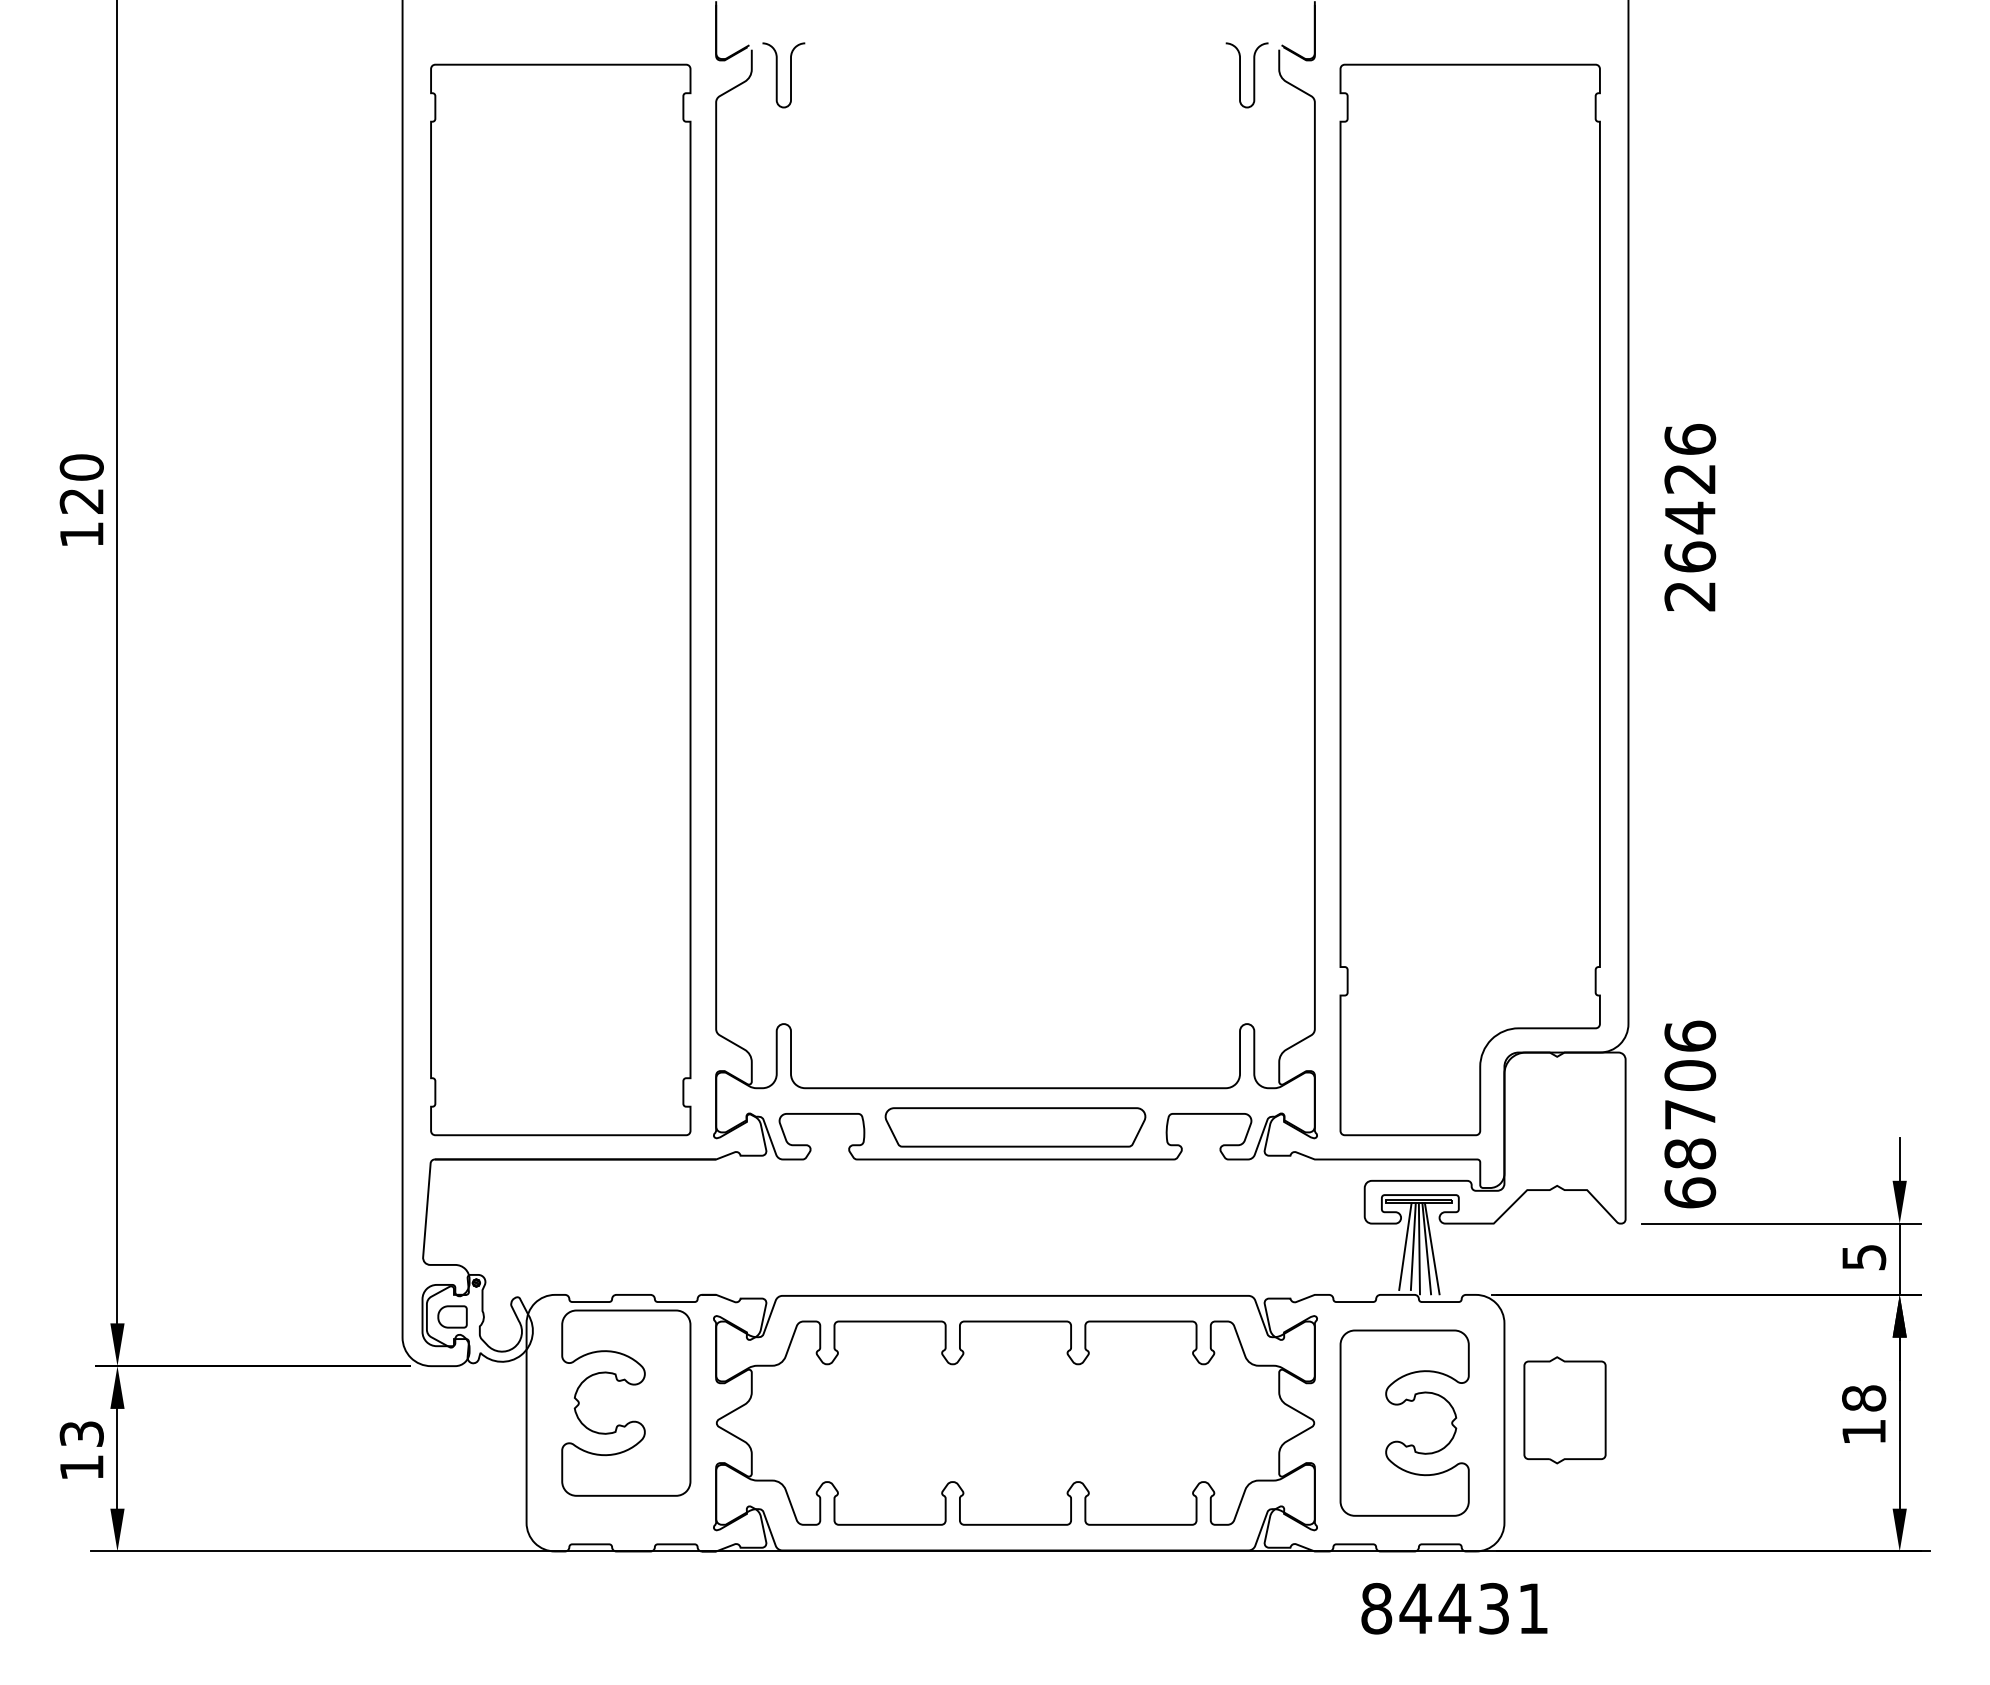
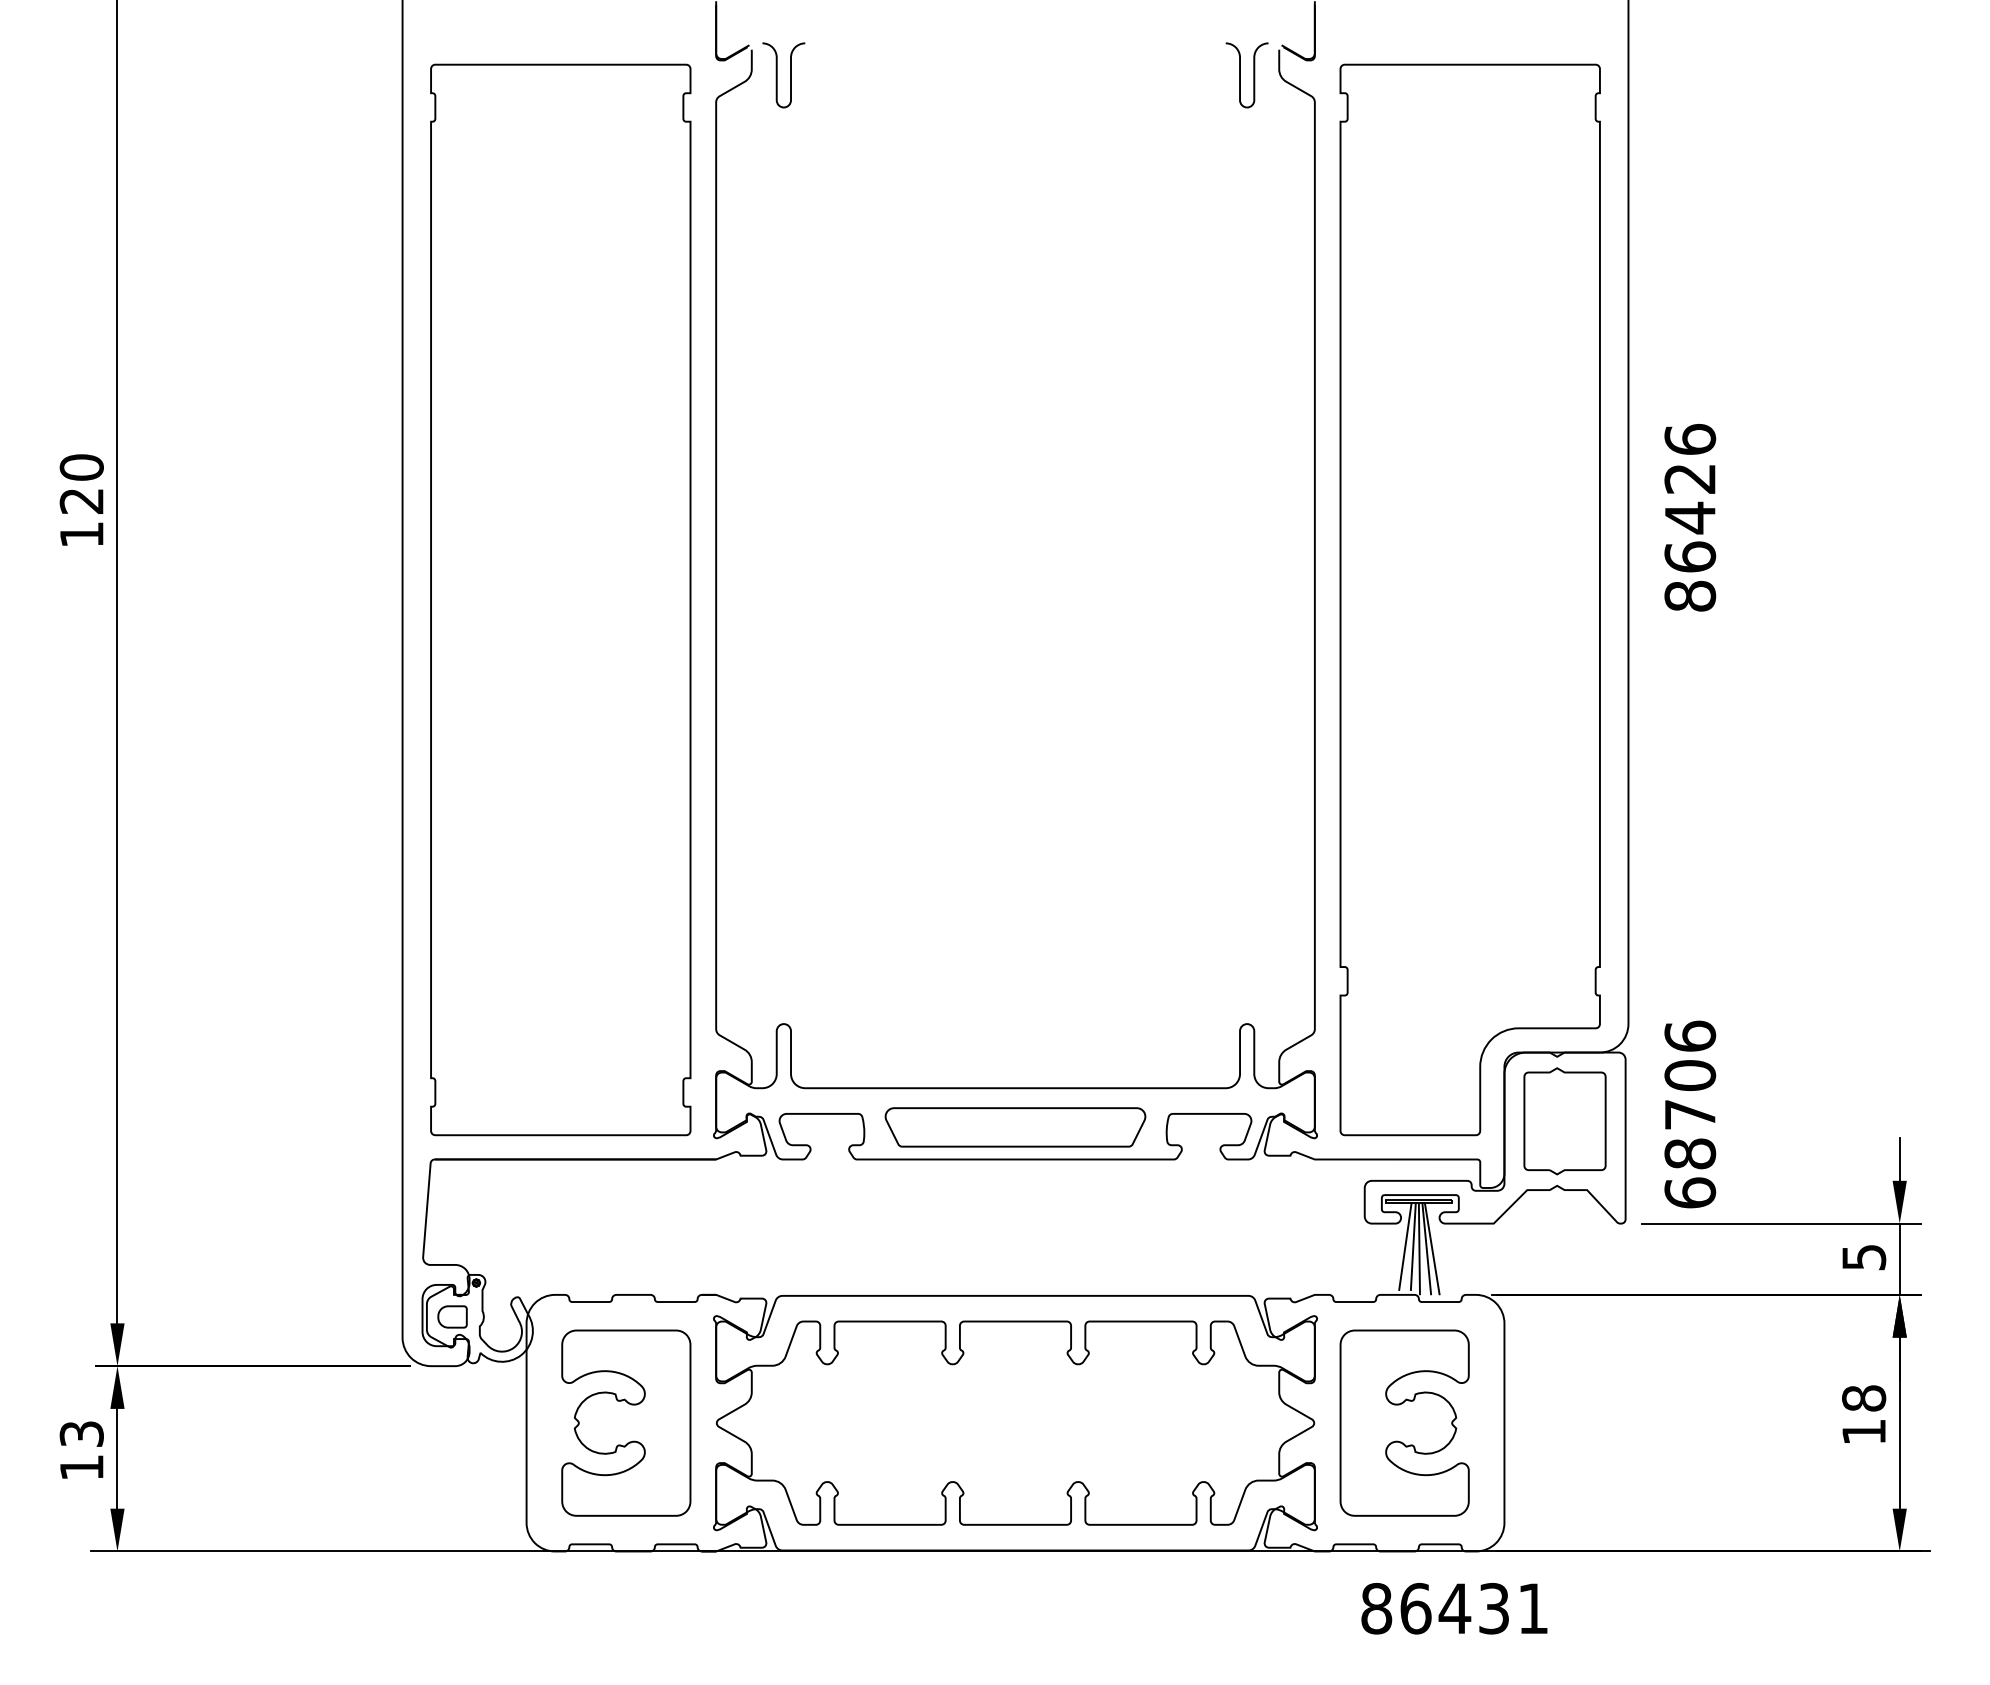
text: 26426 -> 86426 (1690, 595)
part position: (626, 1402) -> (626, 1422) (626, 1422)
part position: (1564, 1410) -> (1564, 1121) (1564, 1121)
text: 84431 -> 86431 (1415, 1608)
